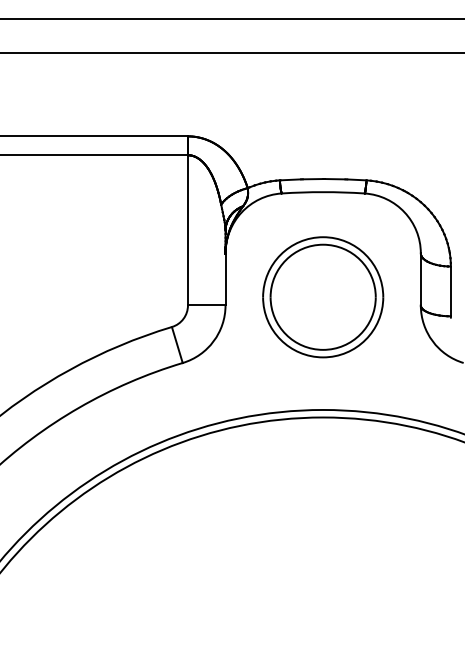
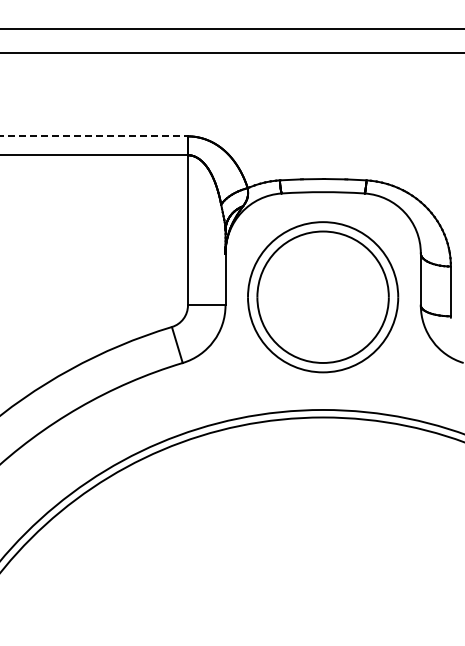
line position: (231, 19) -> (231, 29) (231, 29)
line: solid -> dashed (94, 136)
part size: 123x123 px -> 153x153 px (323, 297)
